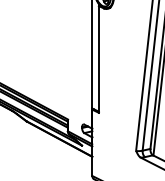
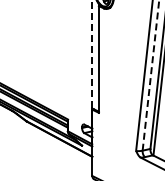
line: solid -> dashed (92, 54)
line: solid -> dashed (150, 75)
